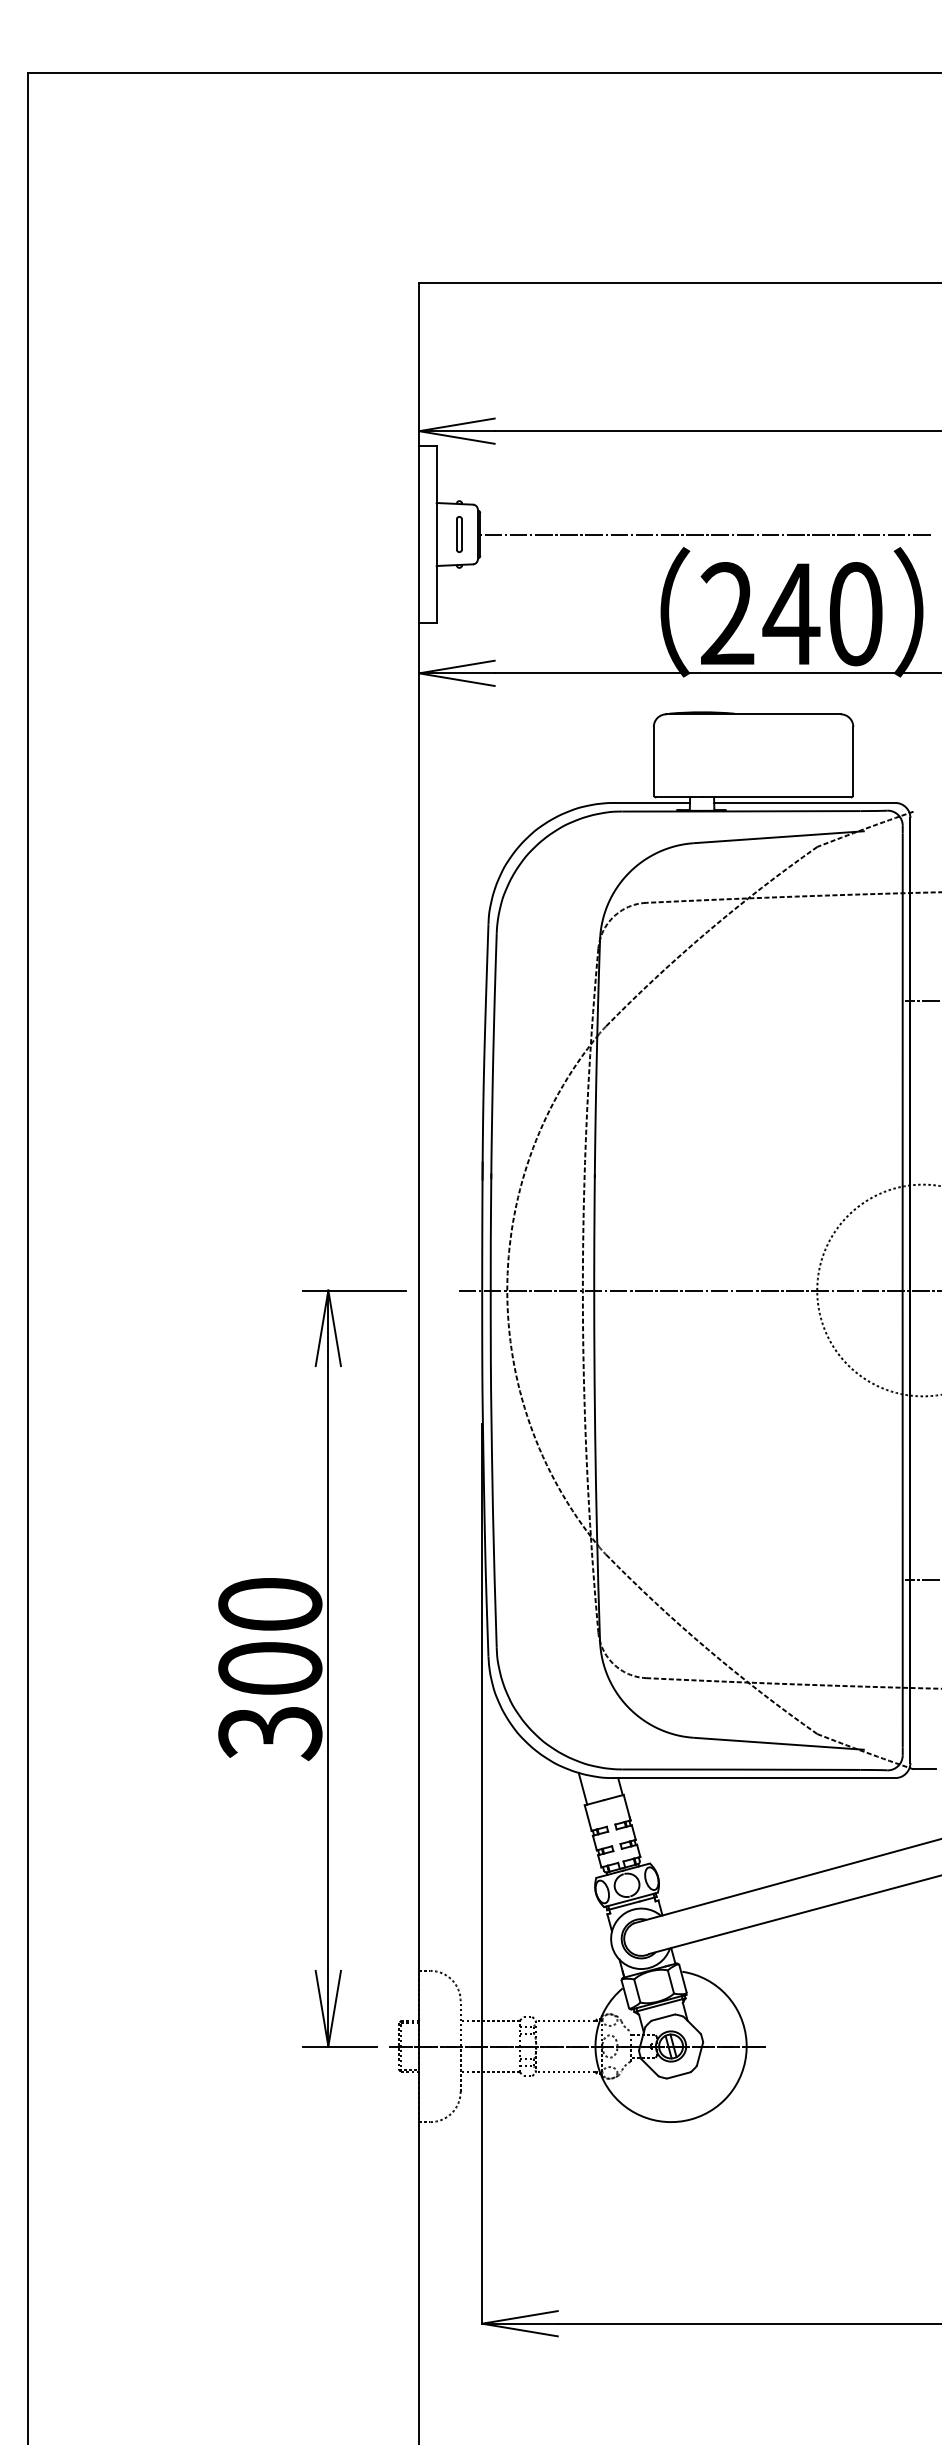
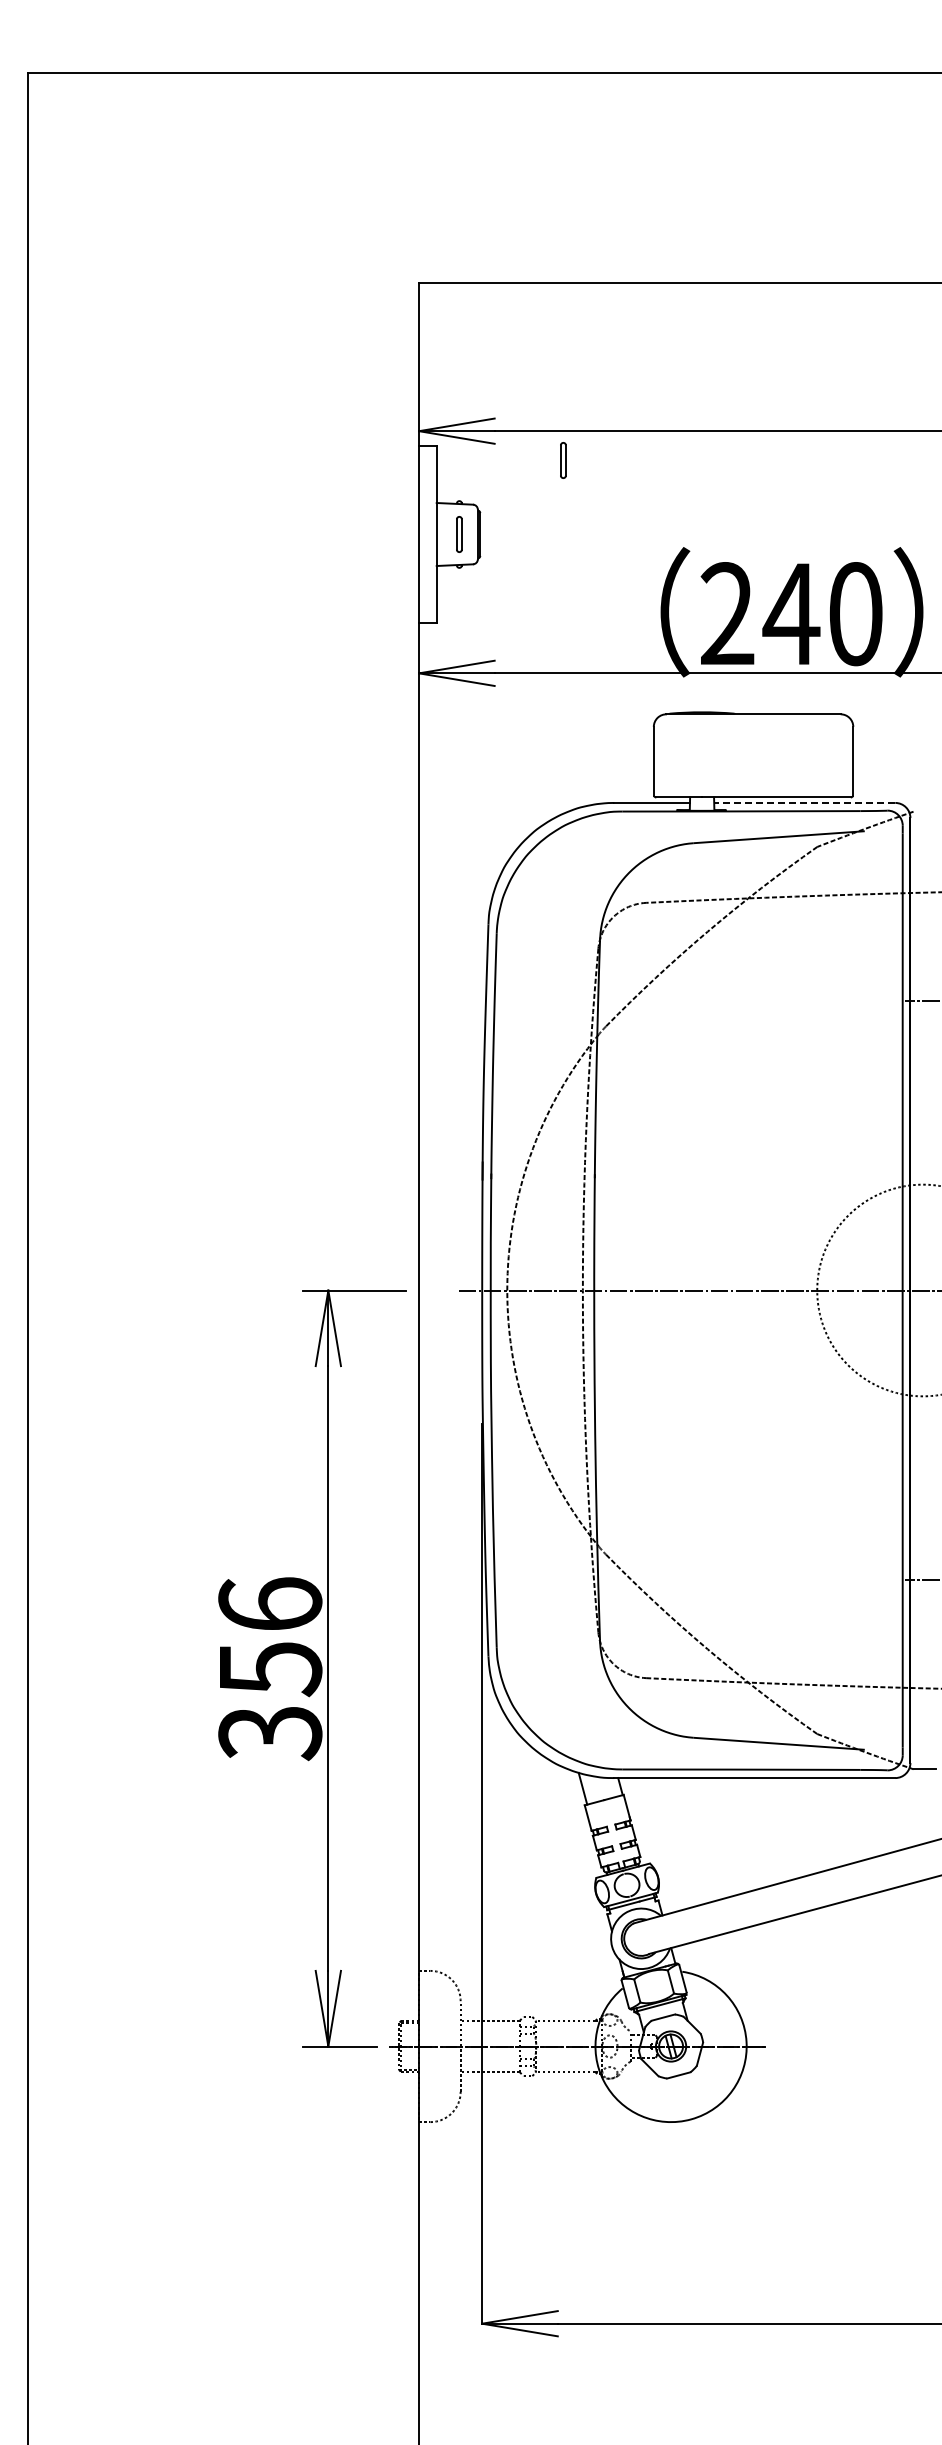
part: none -> present (563, 460)
line: present -> none (705, 534)
line: solid -> dashed (804, 802)
text: 300 -> 356 (270, 1637)
